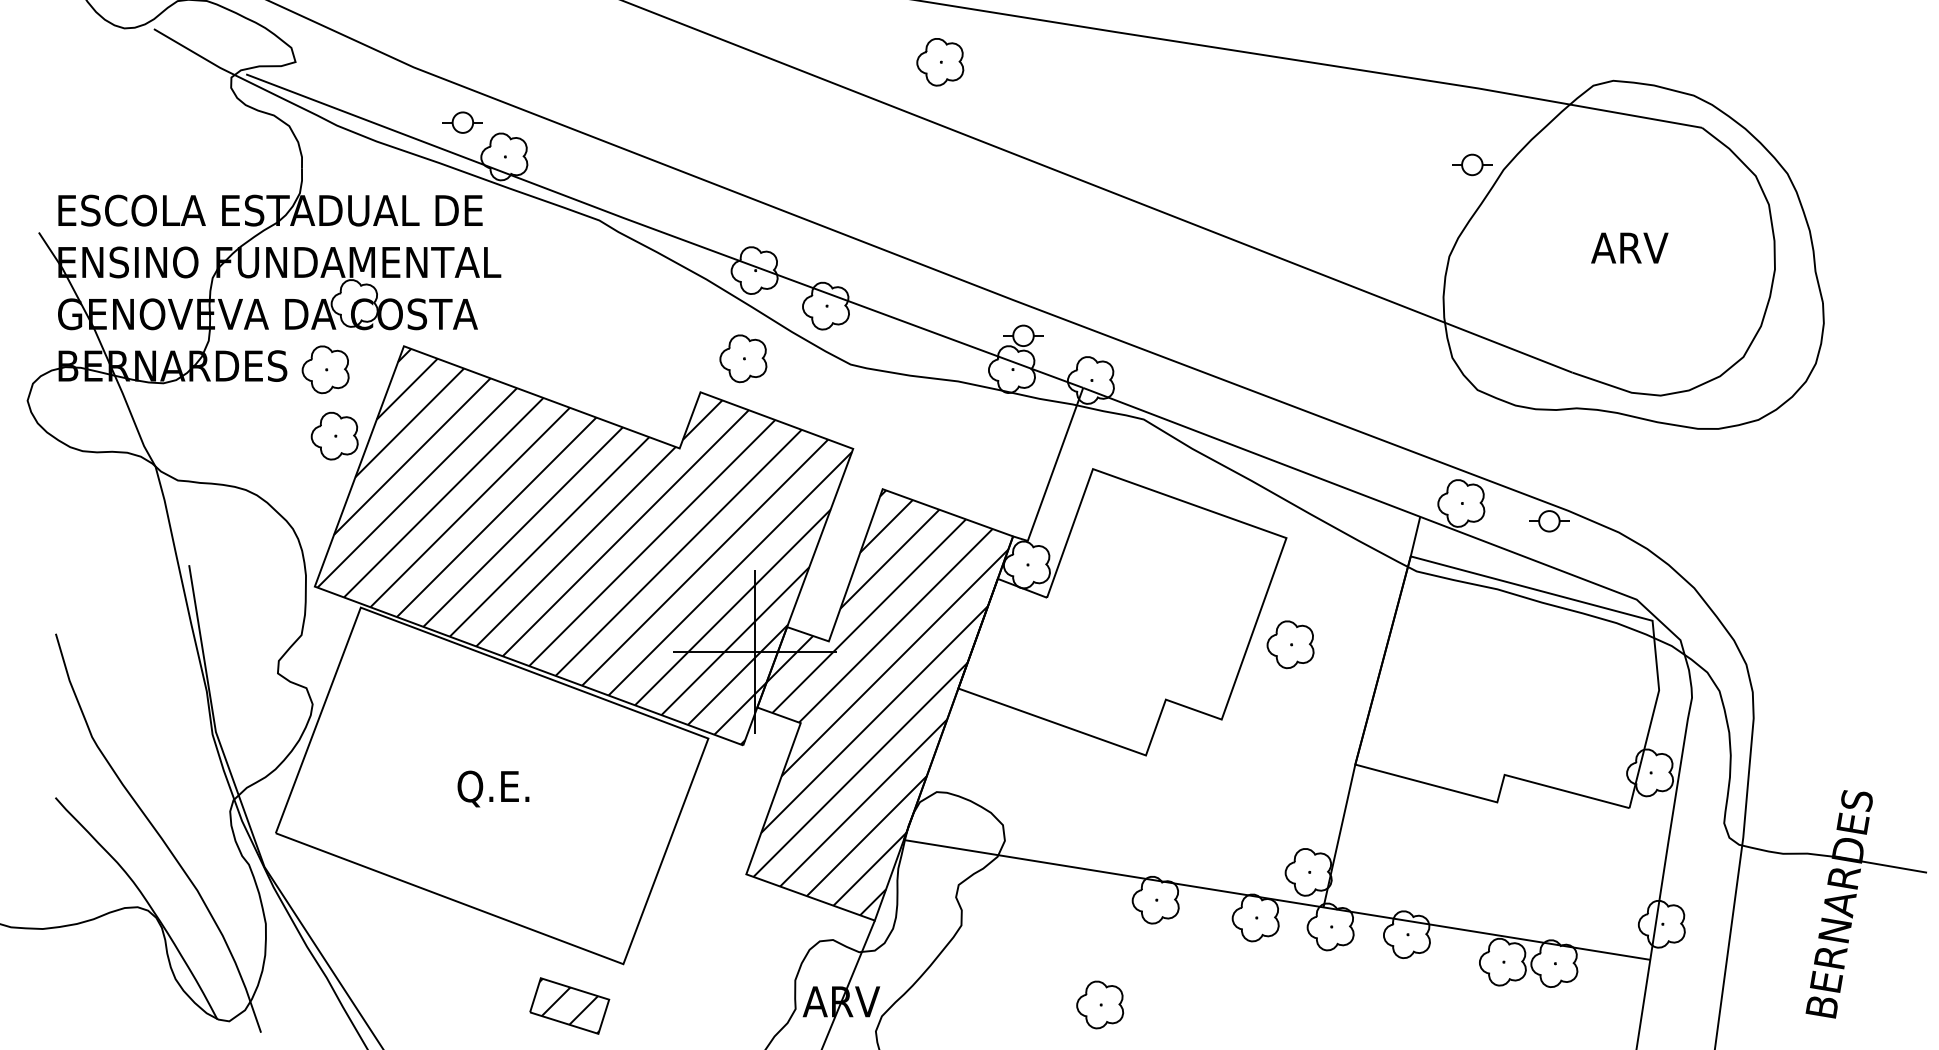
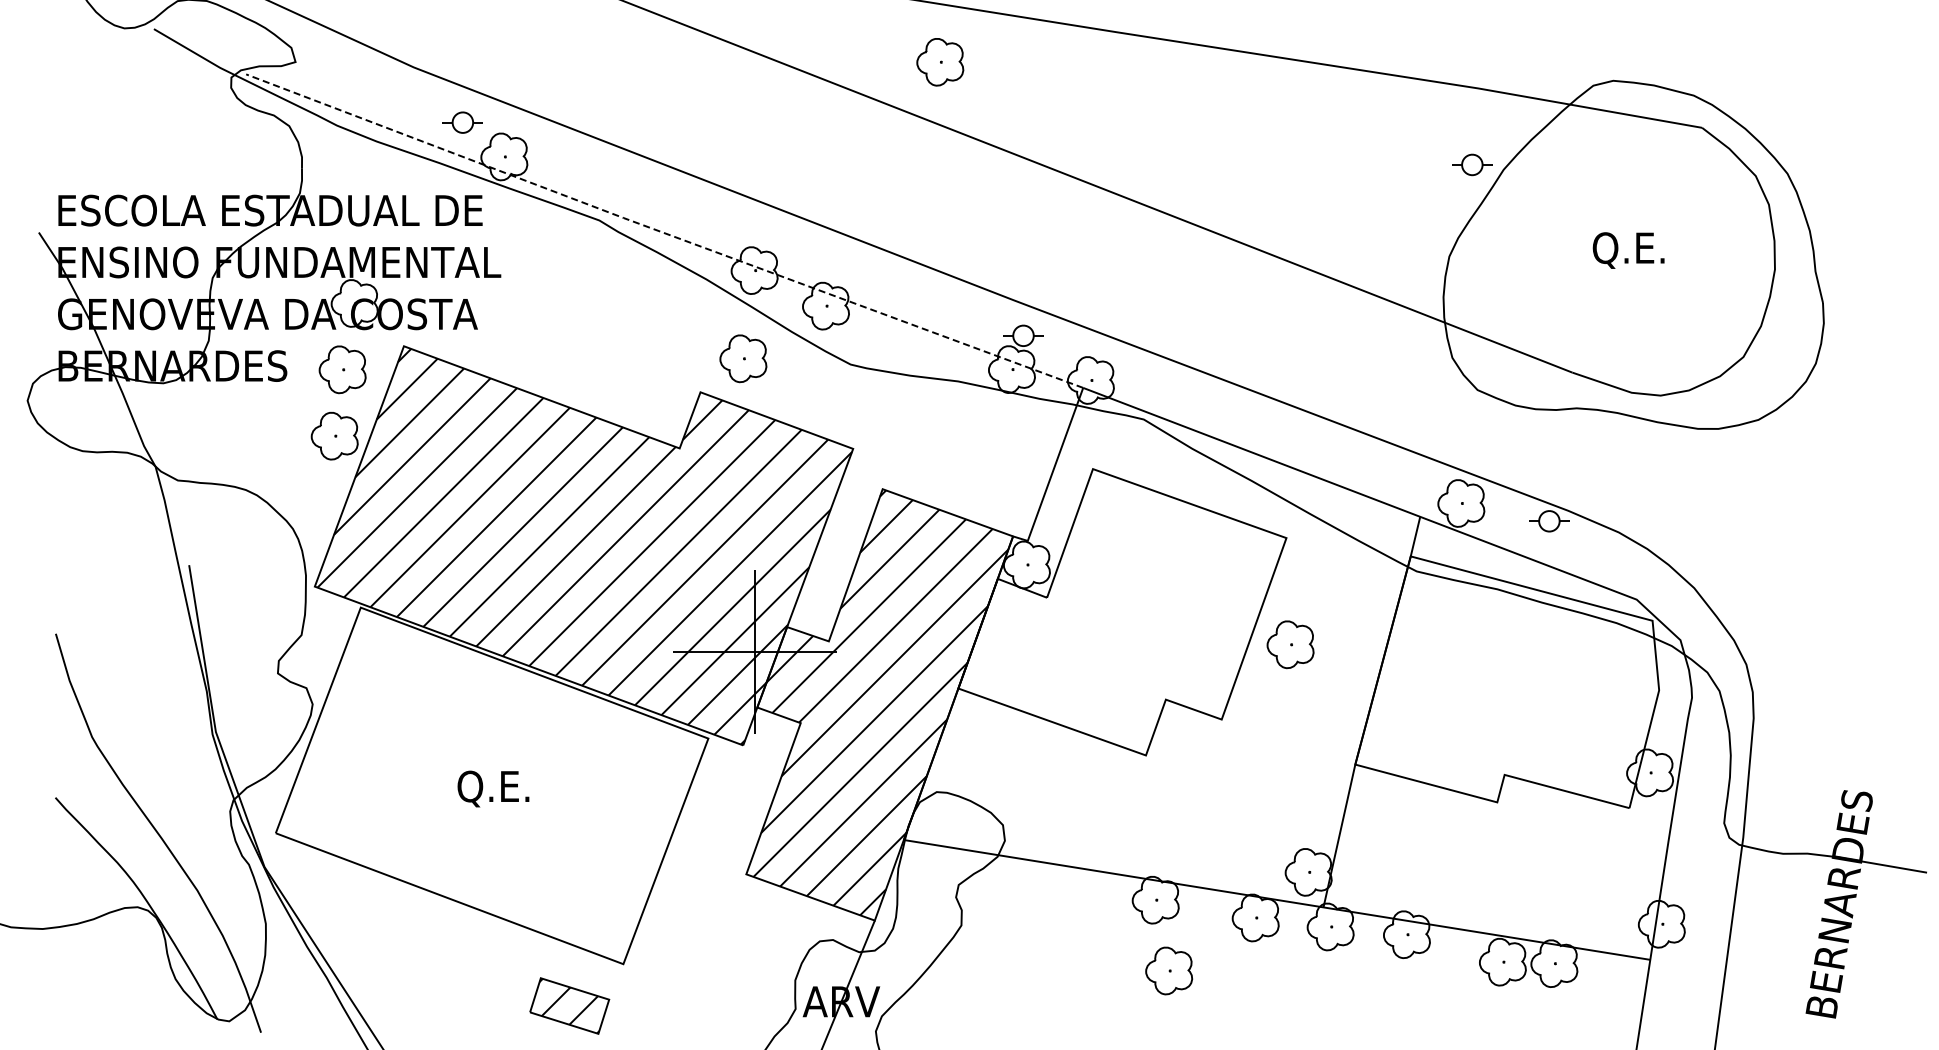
line: solid -> dashed (663, 232)
text: ARV -> Q.E. (1629, 250)
part position: (325, 369) -> (342, 369) (342, 369)
part position: (1100, 1004) -> (1169, 970) (1169, 970)
